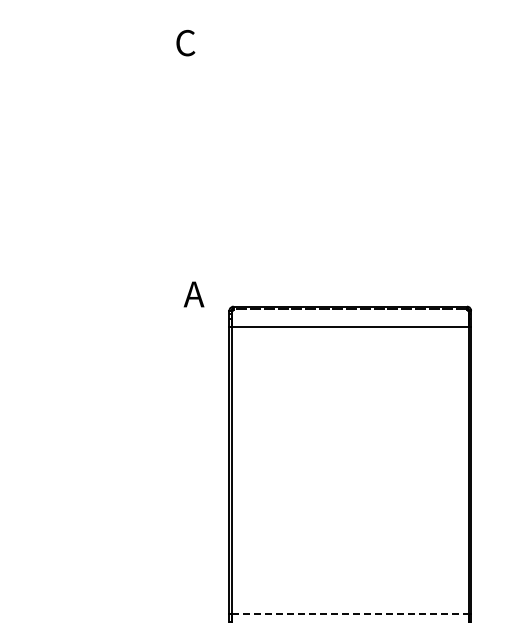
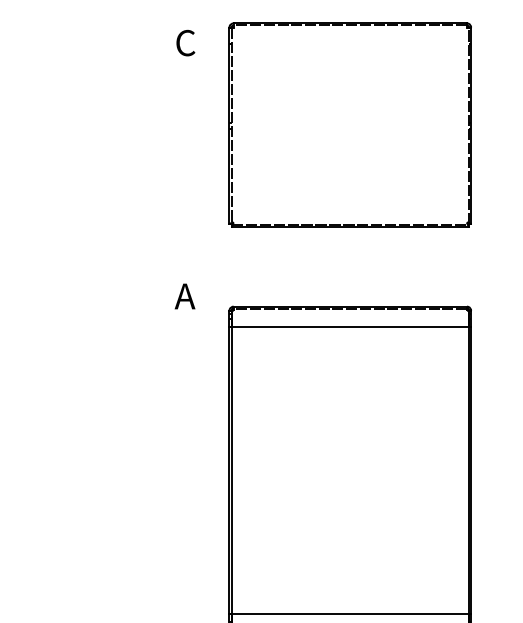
part: none -> present (349, 124)
text position: (193, 294) -> (184, 296) (184, 296)
line: dashed -> solid (350, 614)
